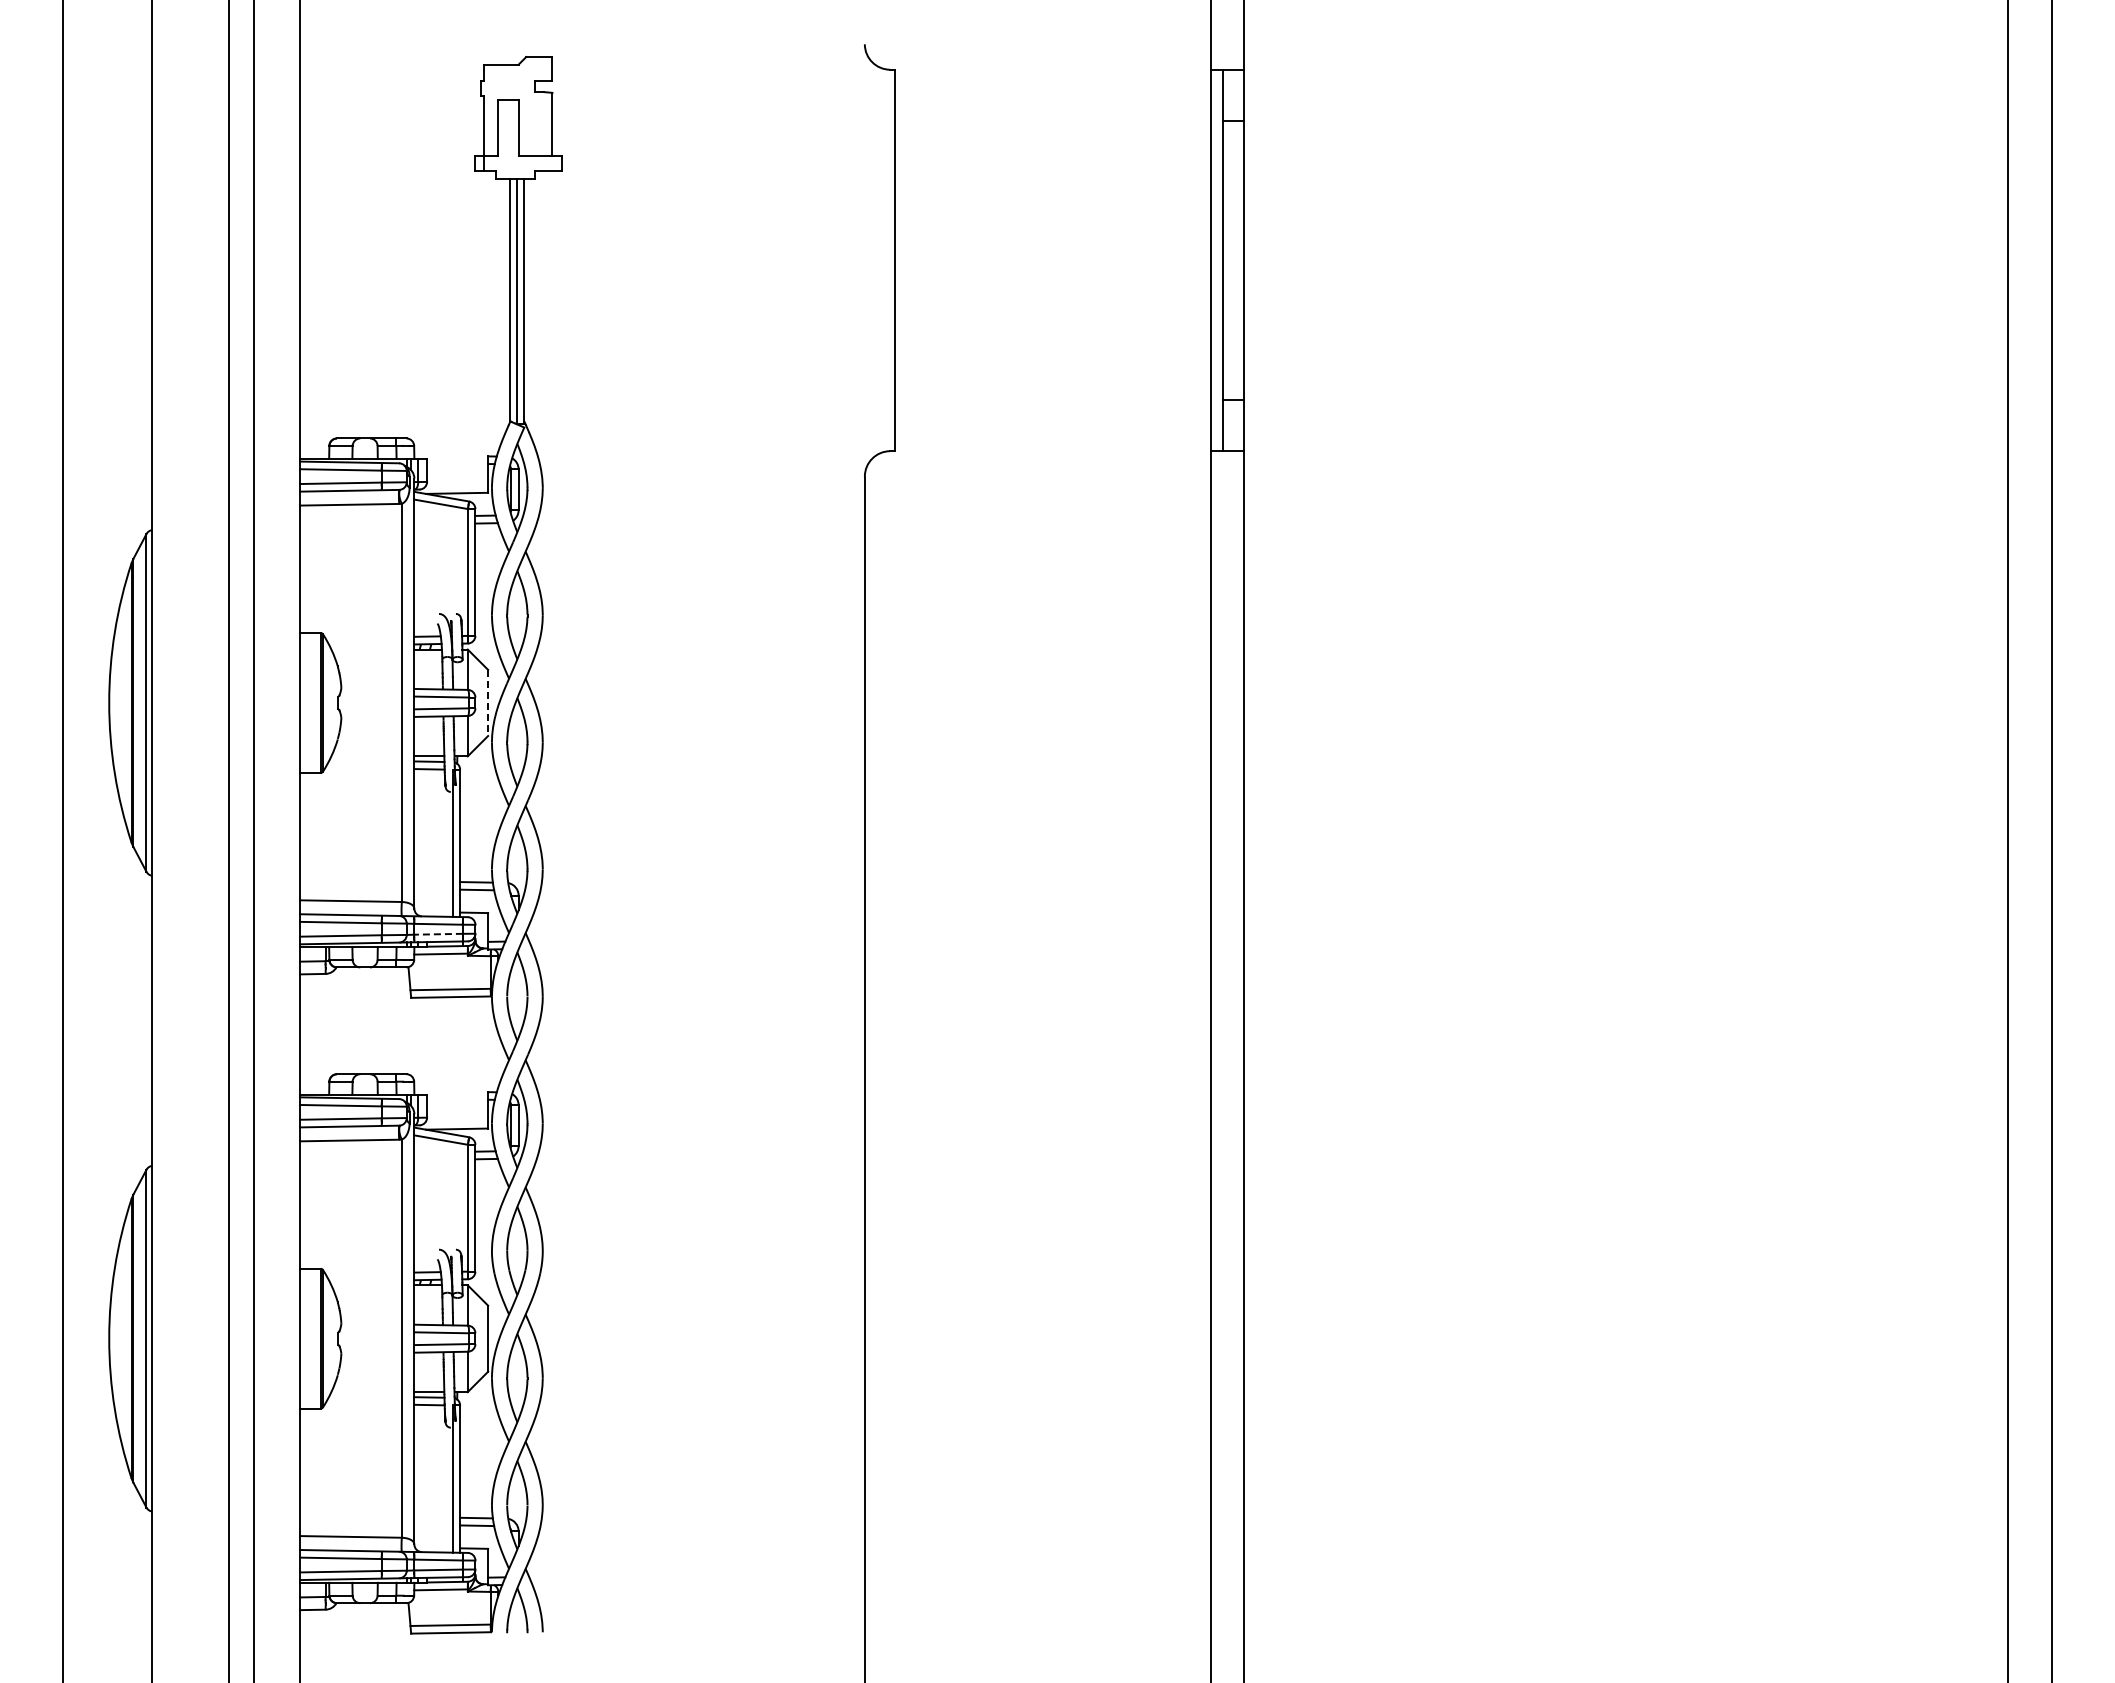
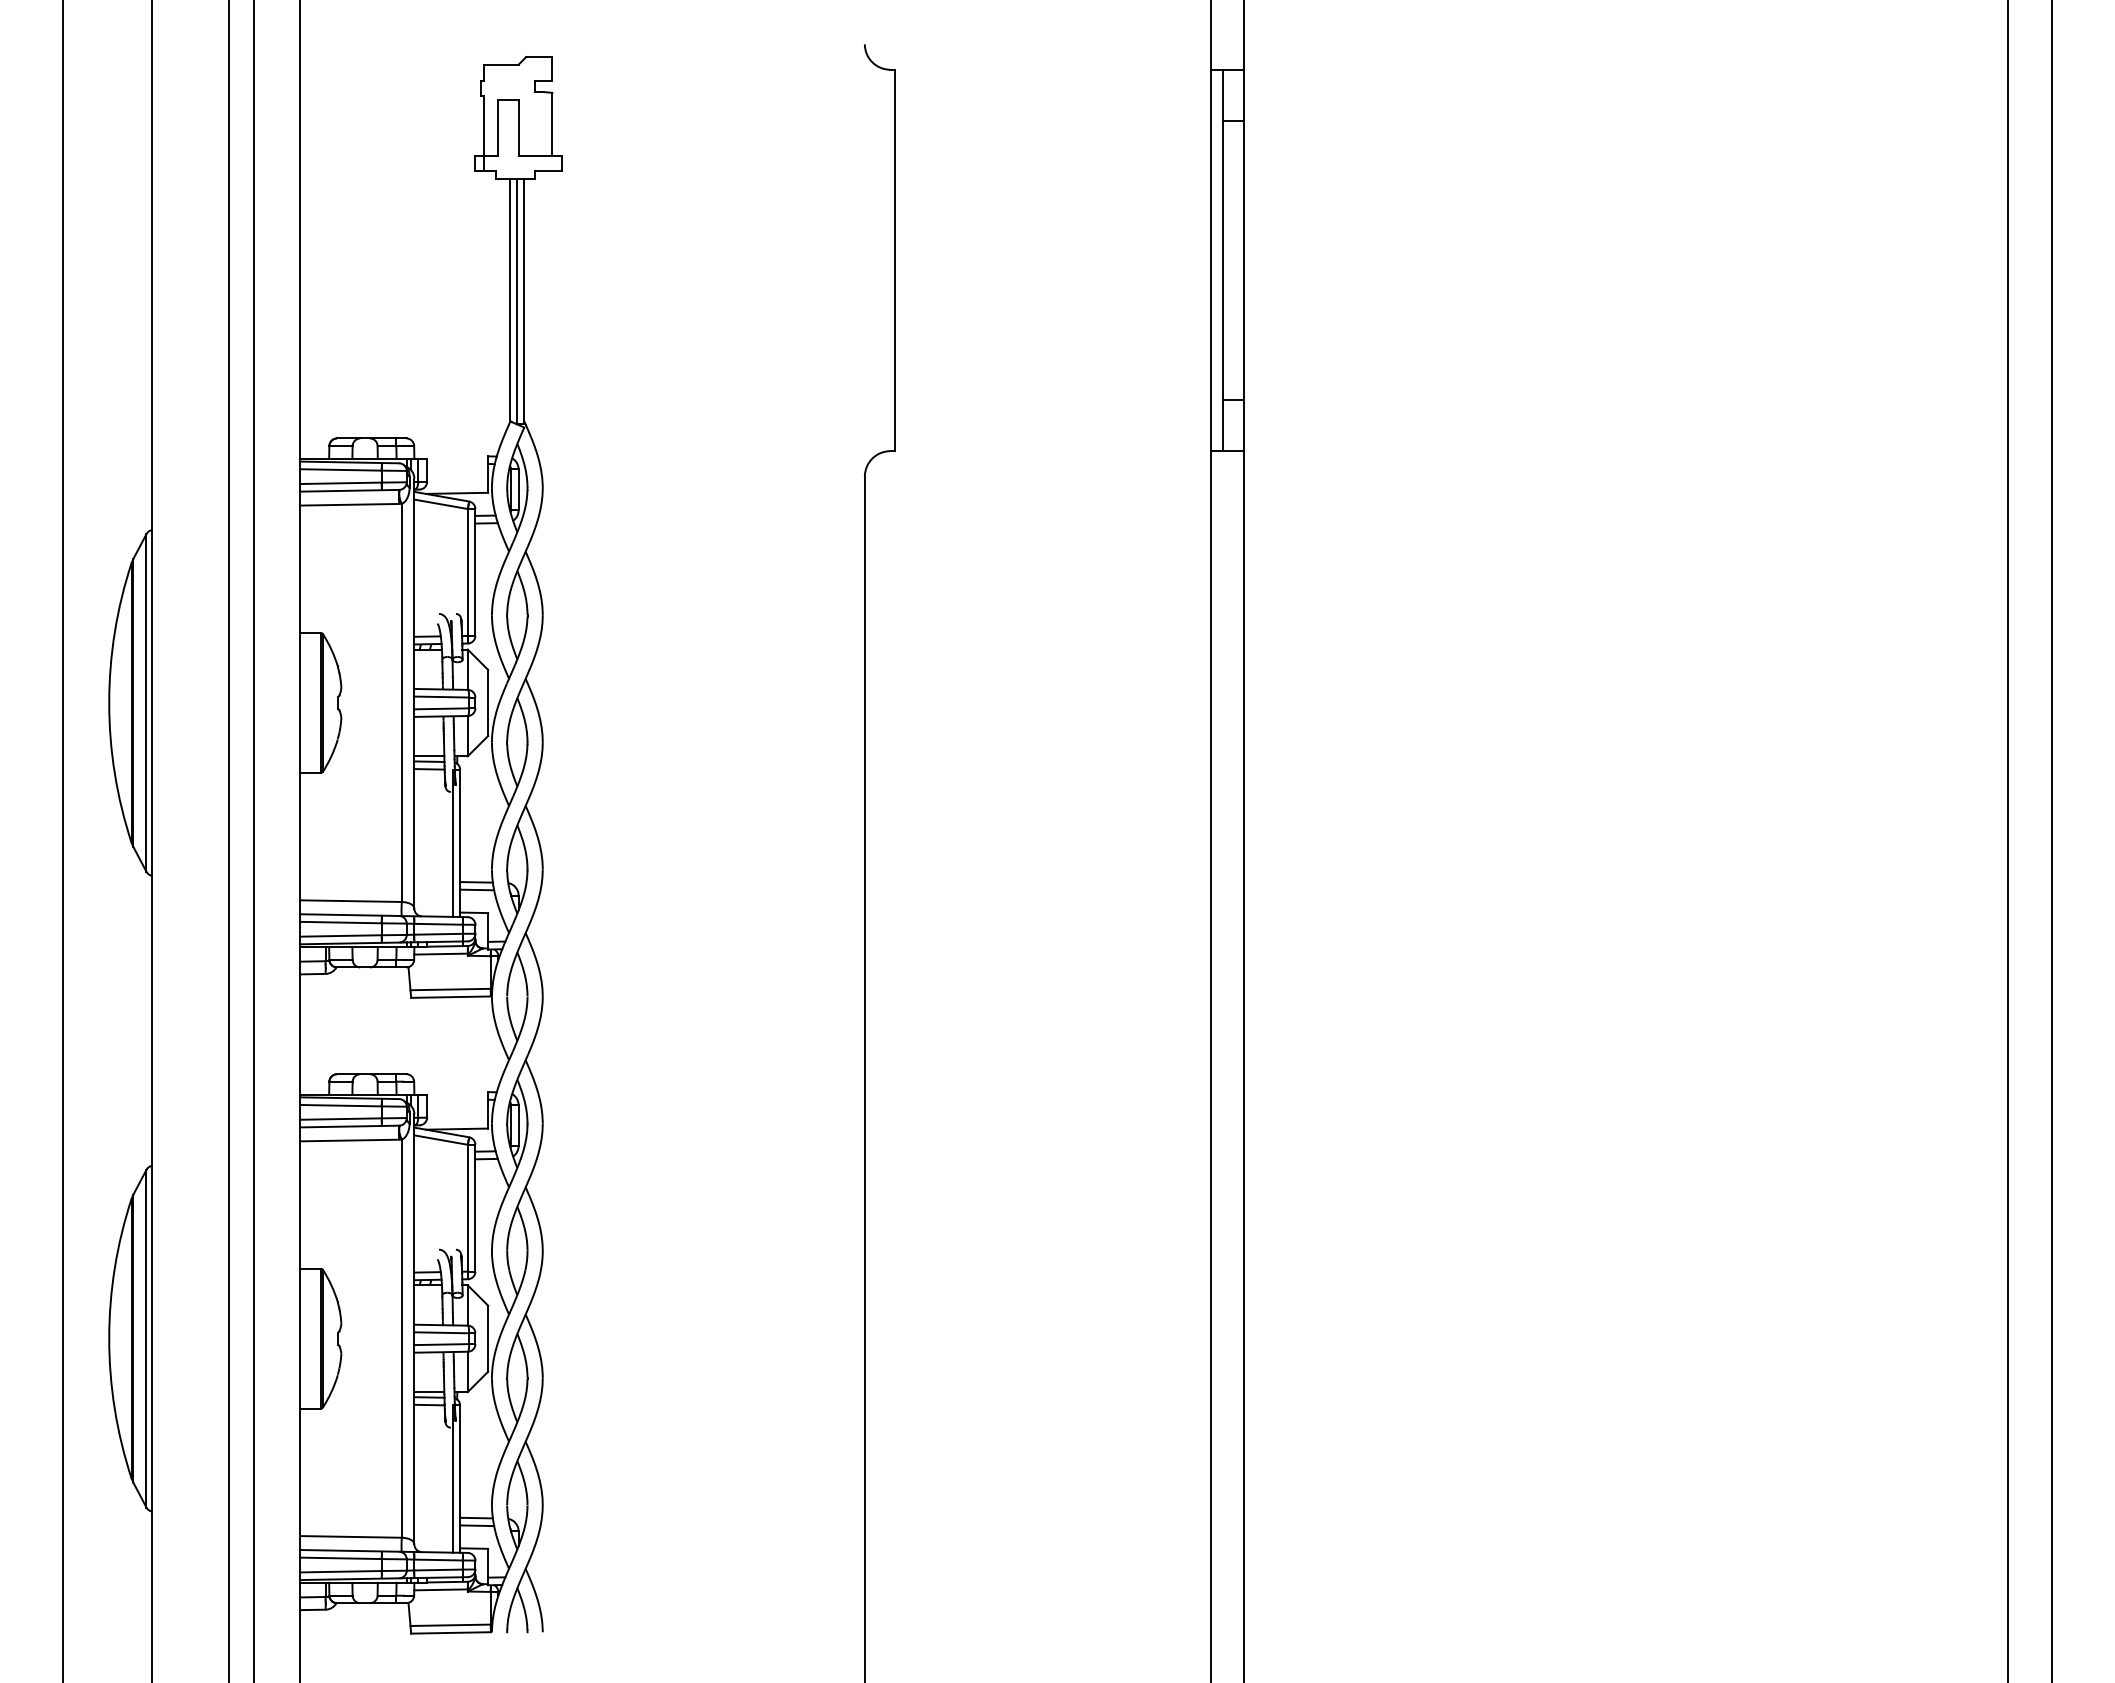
line: dashed -> solid (488, 703)
line: dashed -> solid (438, 934)
